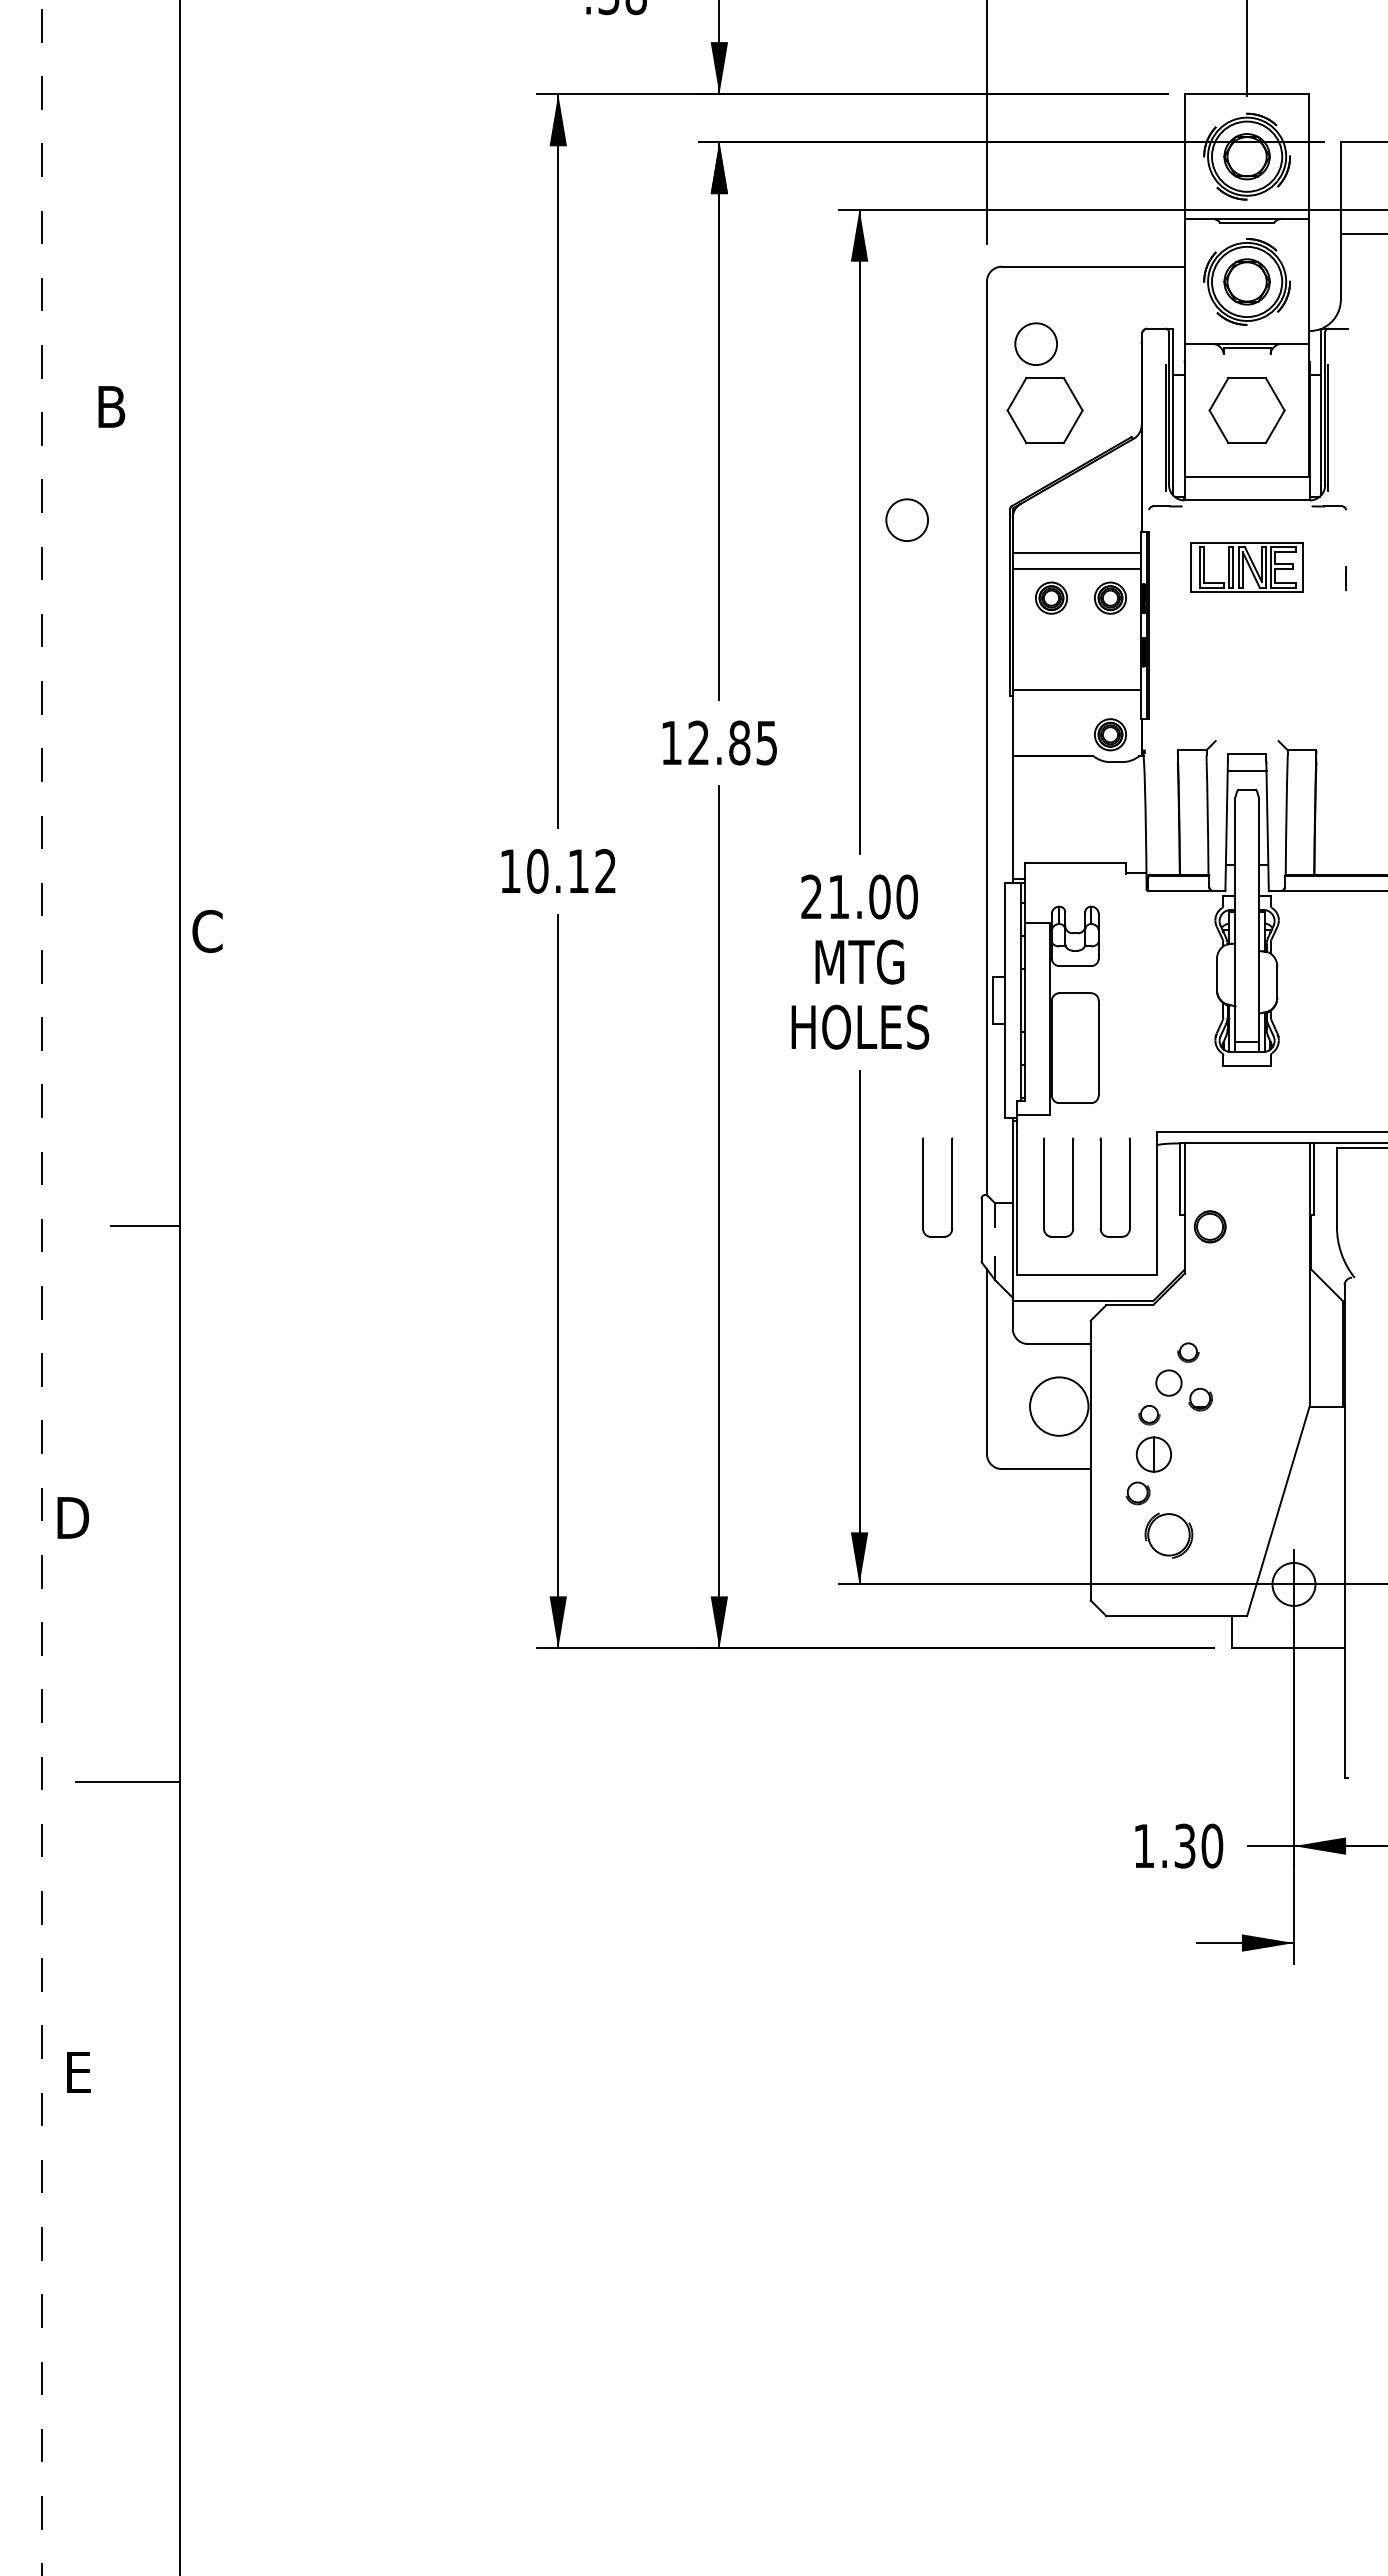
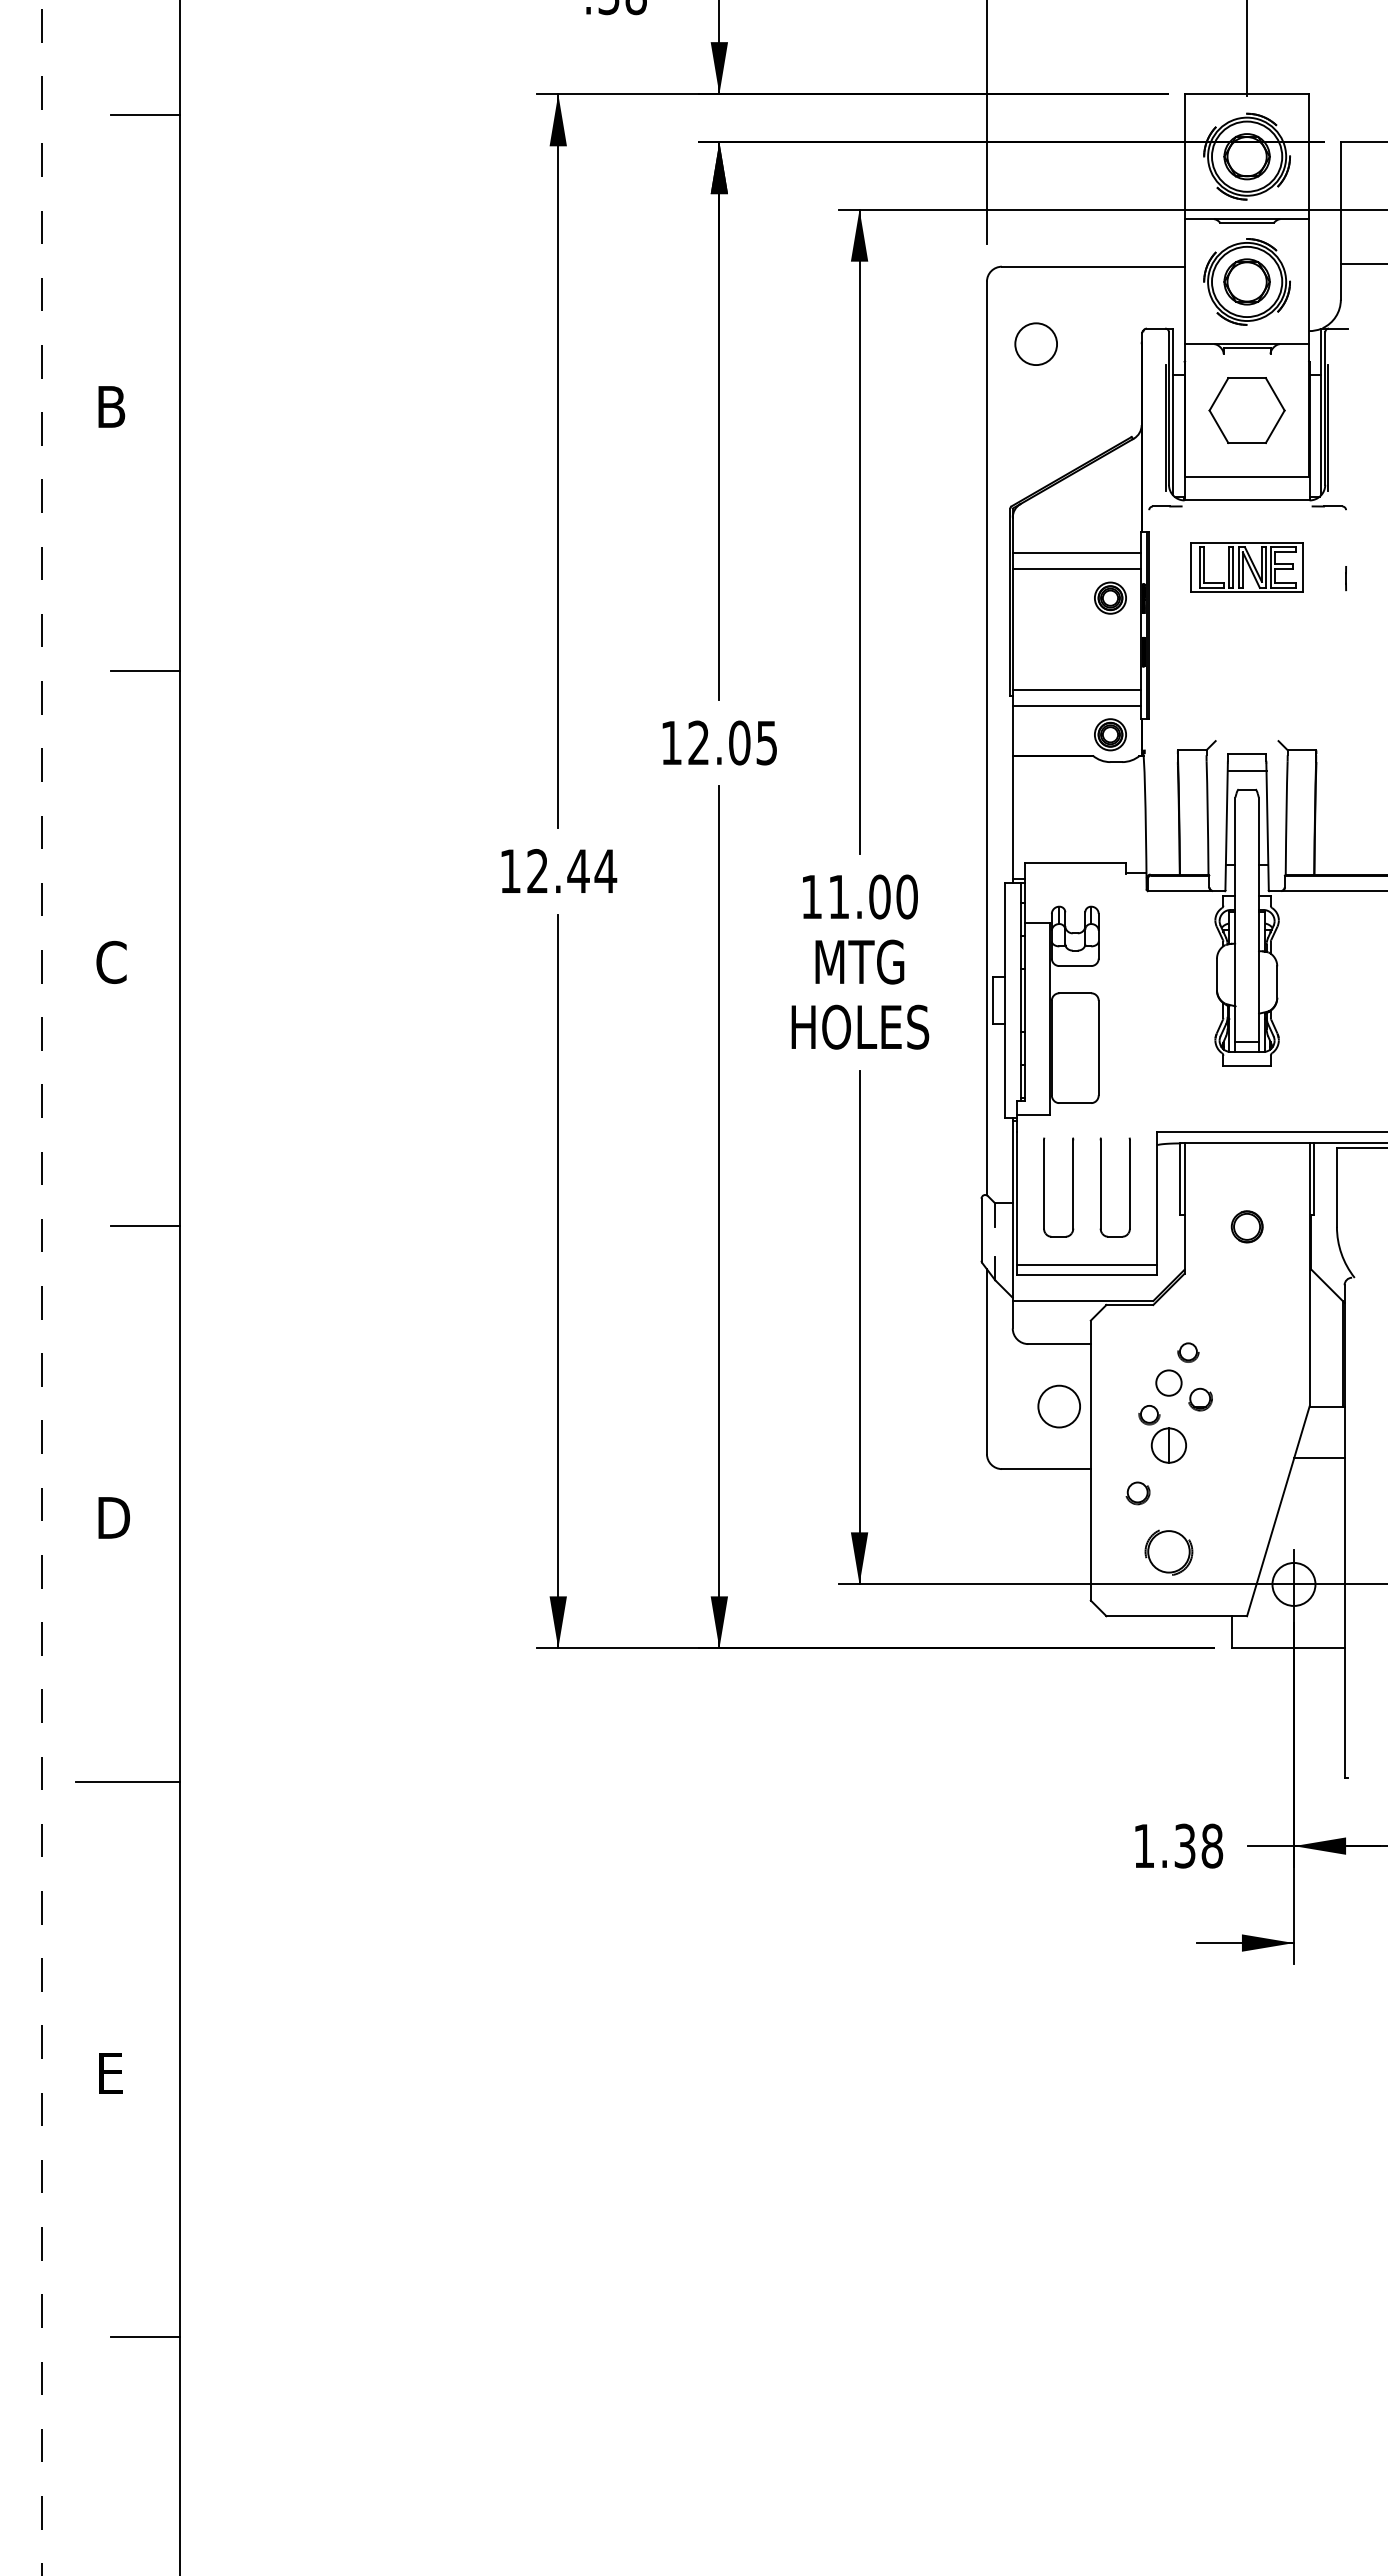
line: none -> present (145, 115)
line position: (1362, 234) -> (1362, 264) (1362, 264)
part: present -> none (1044, 410)
circle: present -> none (906, 519)
part: present -> none (1051, 597)
line: none -> present (145, 670)
line: none -> present (1076, 705)
text: 12.85 -> 12.05 (739, 742)
text: 10.12 -> 12.44 (572, 870)
text: 21.00 -> 11.00 (811, 896)
text position: (207, 931) -> (111, 962) (111, 962)
part: present -> none (923, 1187)
part position: (1209, 1226) -> (1246, 1226) (1246, 1226)
line: none -> present (1086, 1265)
circle diameter: 58 px -> 42 px (1059, 1406)
part position: (1153, 1454) -> (1168, 1445) (1168, 1445)
line: none -> present (1319, 1457)
text position: (72, 1517) -> (113, 1517) (113, 1517)
part position: (1168, 1535) -> (1168, 1552) (1168, 1552)
text: 1.30 -> 1.38 (1212, 1845)
text position: (78, 2072) -> (110, 2073) (110, 2073)
line: none -> present (145, 2337)
